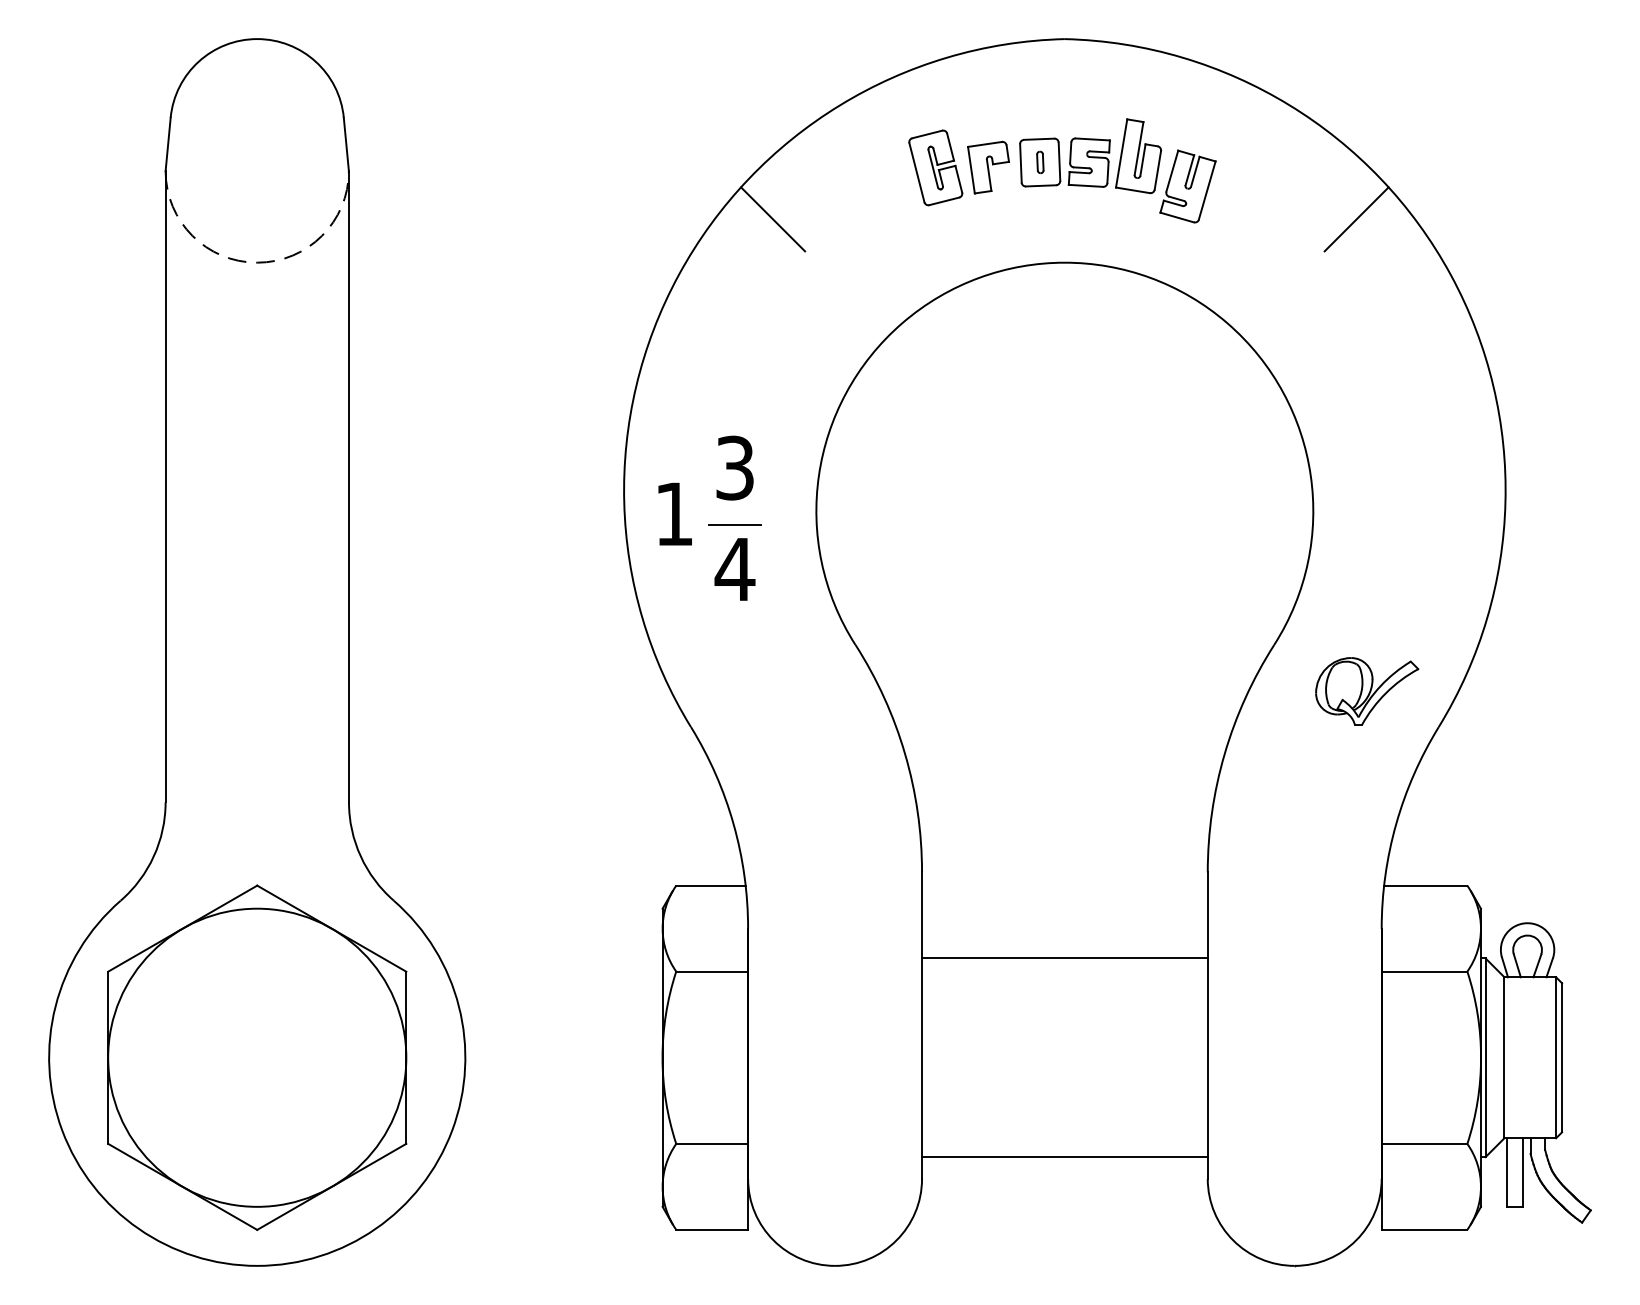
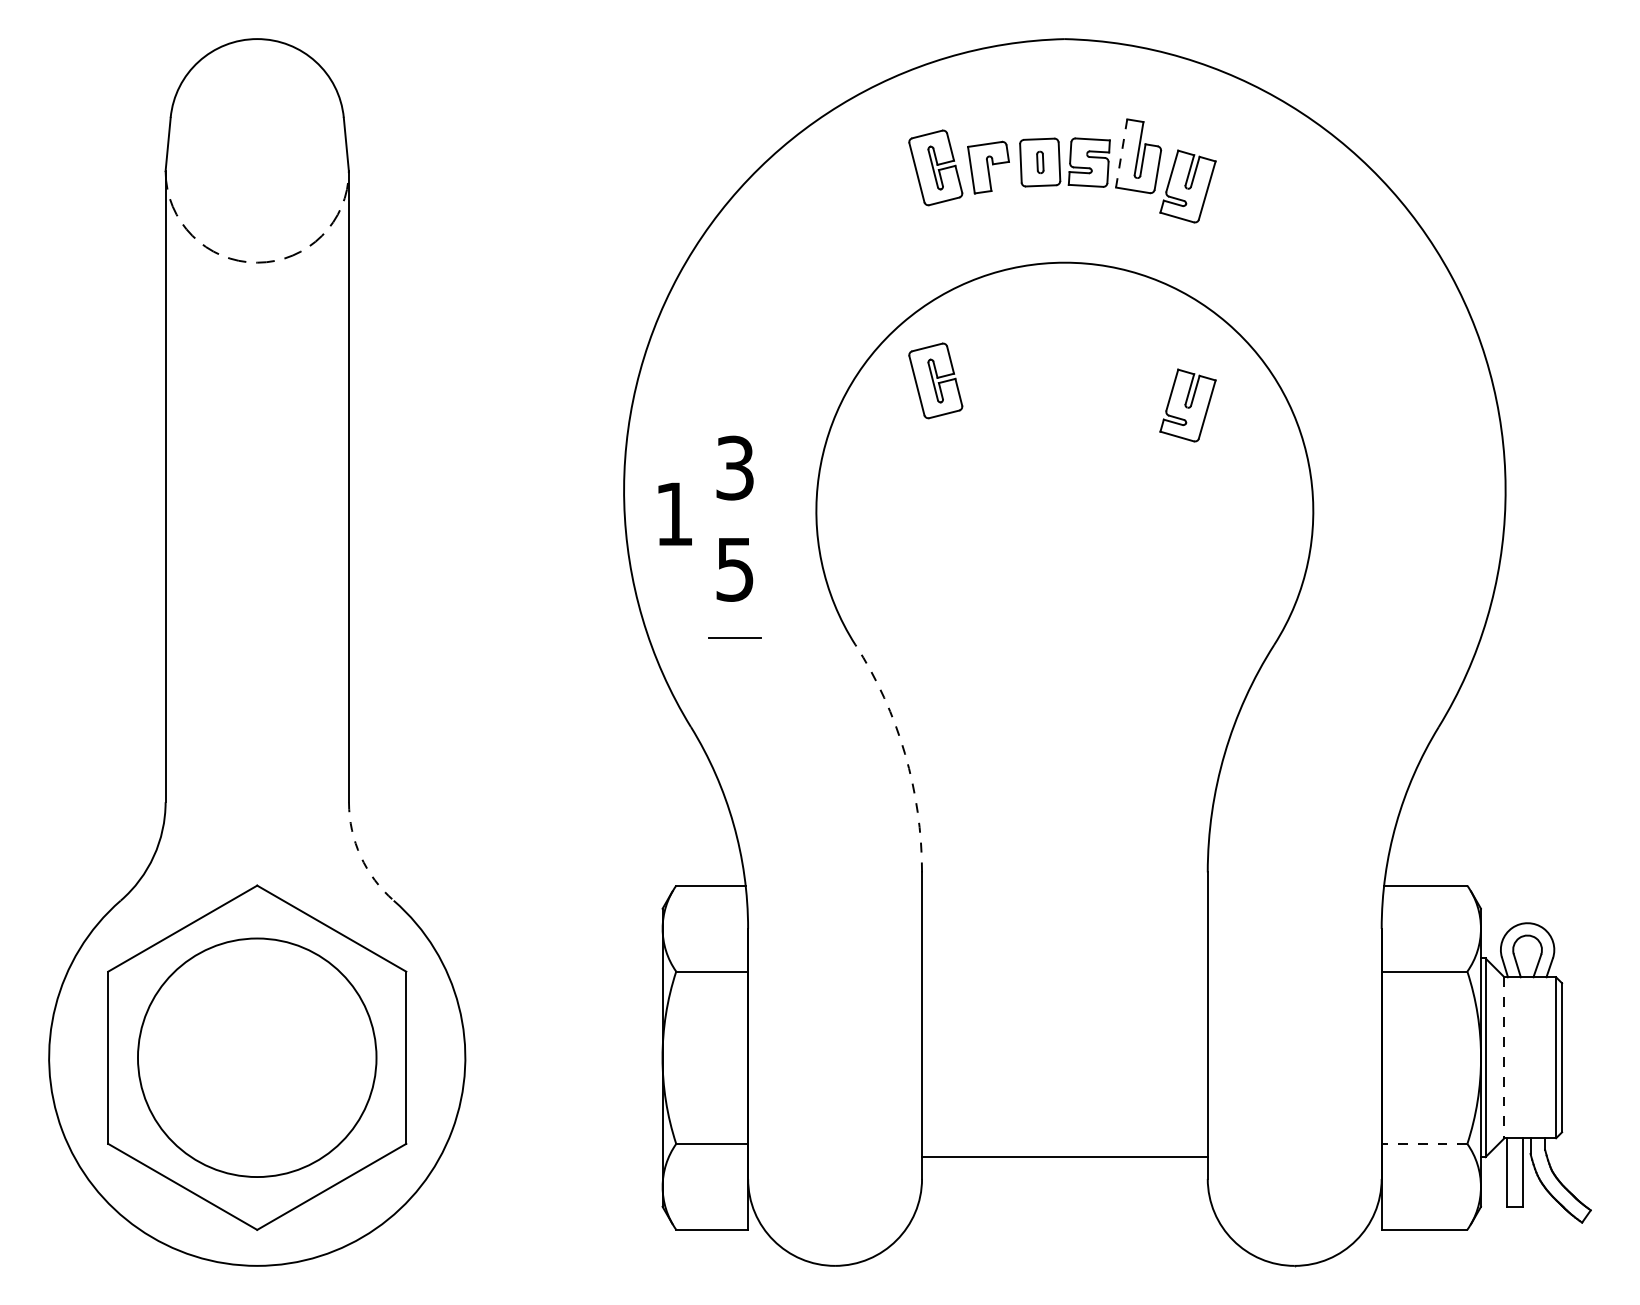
line: solid -> dashed (1121, 153)
line: present -> none (773, 219)
line: present -> none (1356, 219)
part: none -> present (935, 380)
part: none -> present (1187, 405)
line position: (734, 524) -> (734, 637) (734, 637)
text: 4 -> 5 (734, 569)
part: present -> none (1367, 691)
arc: solid -> dashed (905, 753)
arc: solid -> dashed (360, 856)
line: present -> none (1064, 958)
circle diameter: 298 px -> 239 px (256, 1057)
line: solid -> dashed (1504, 1057)
line: solid -> dashed (1424, 1143)
